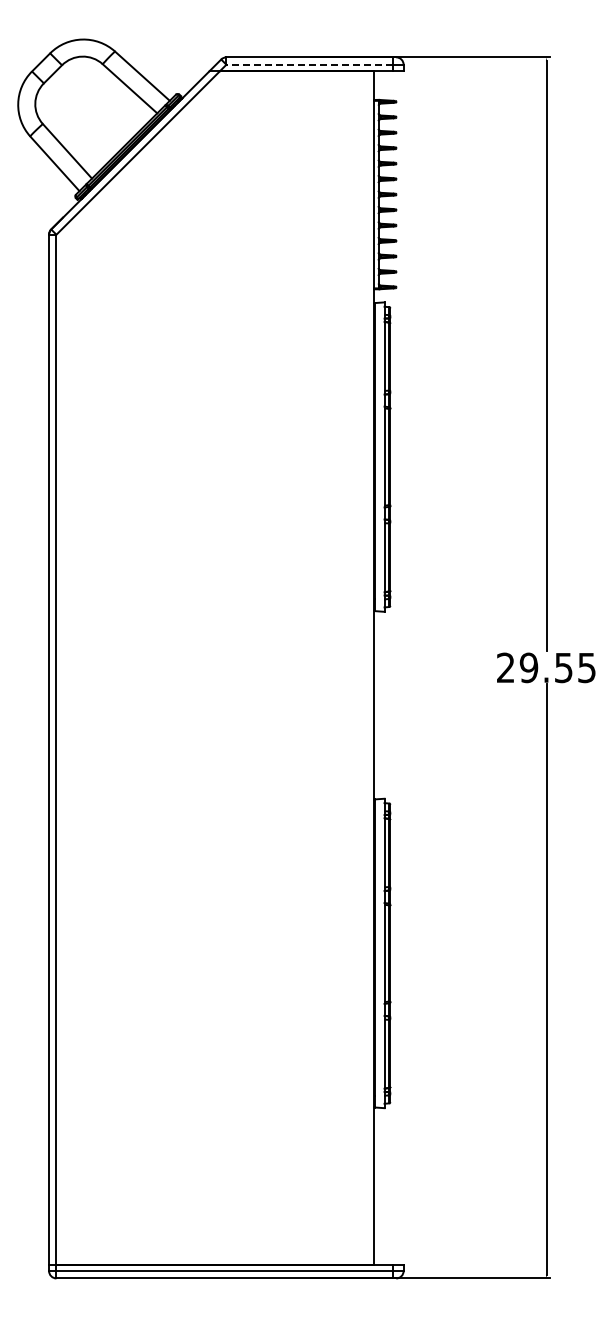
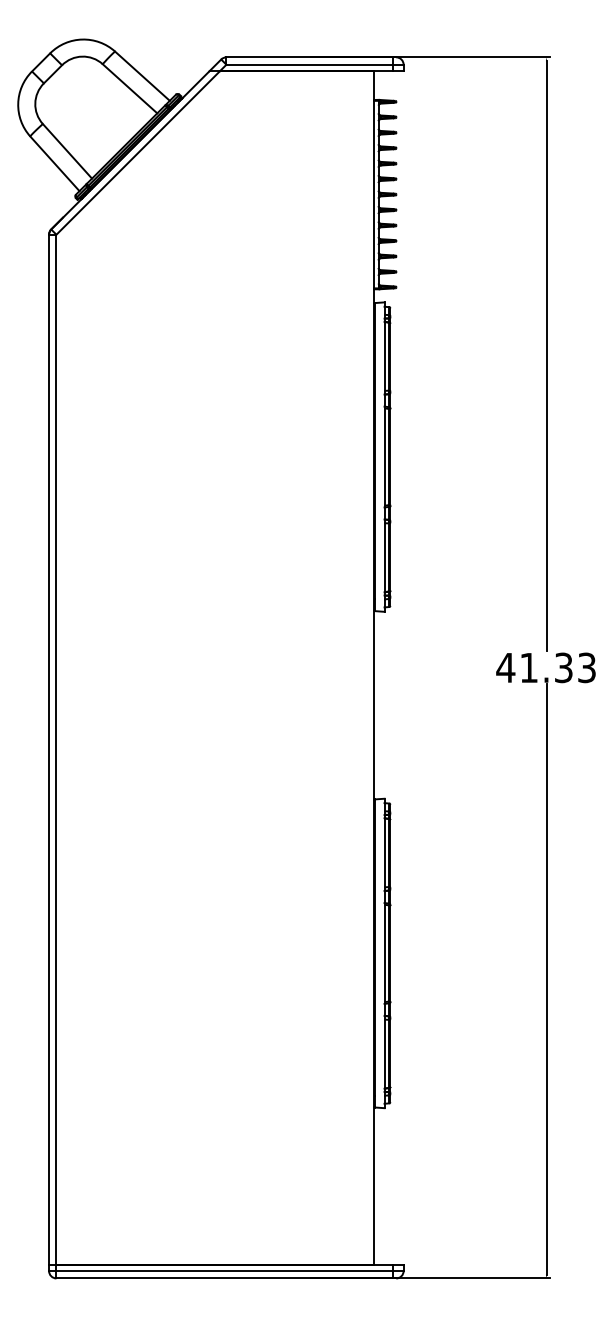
line: dashed -> solid (309, 64)
text: 29.55 -> 41.33 (545, 667)
